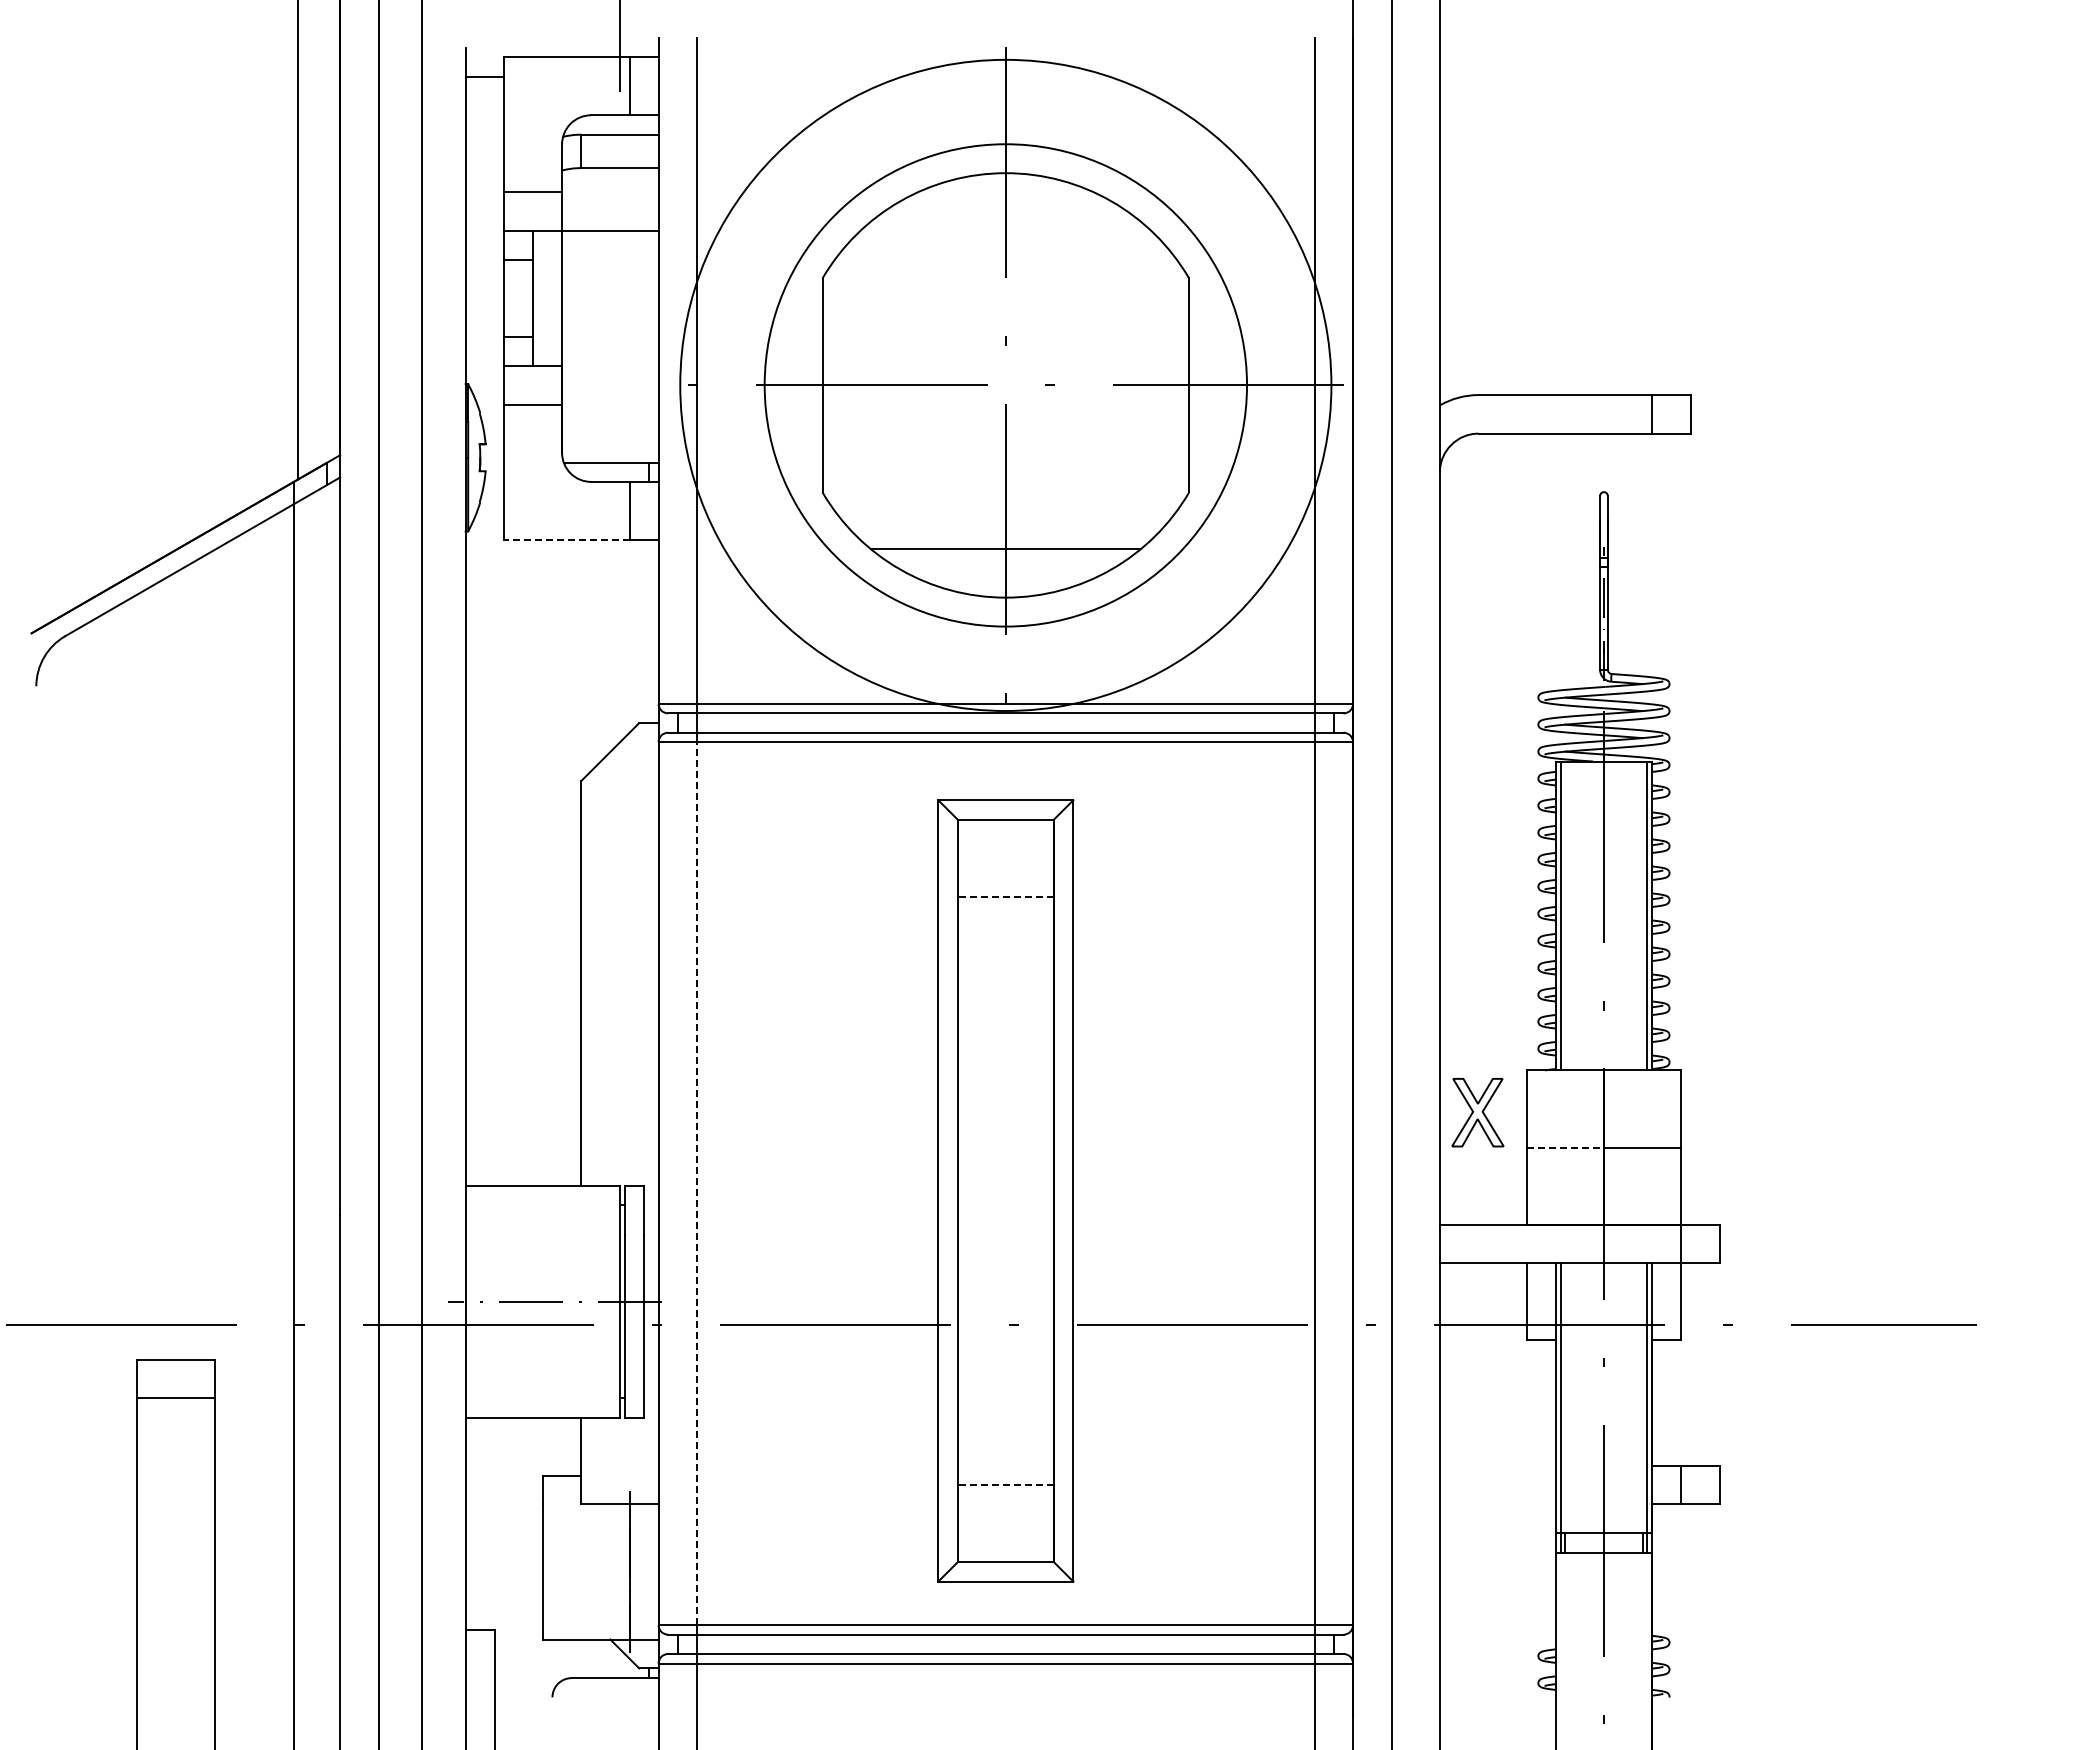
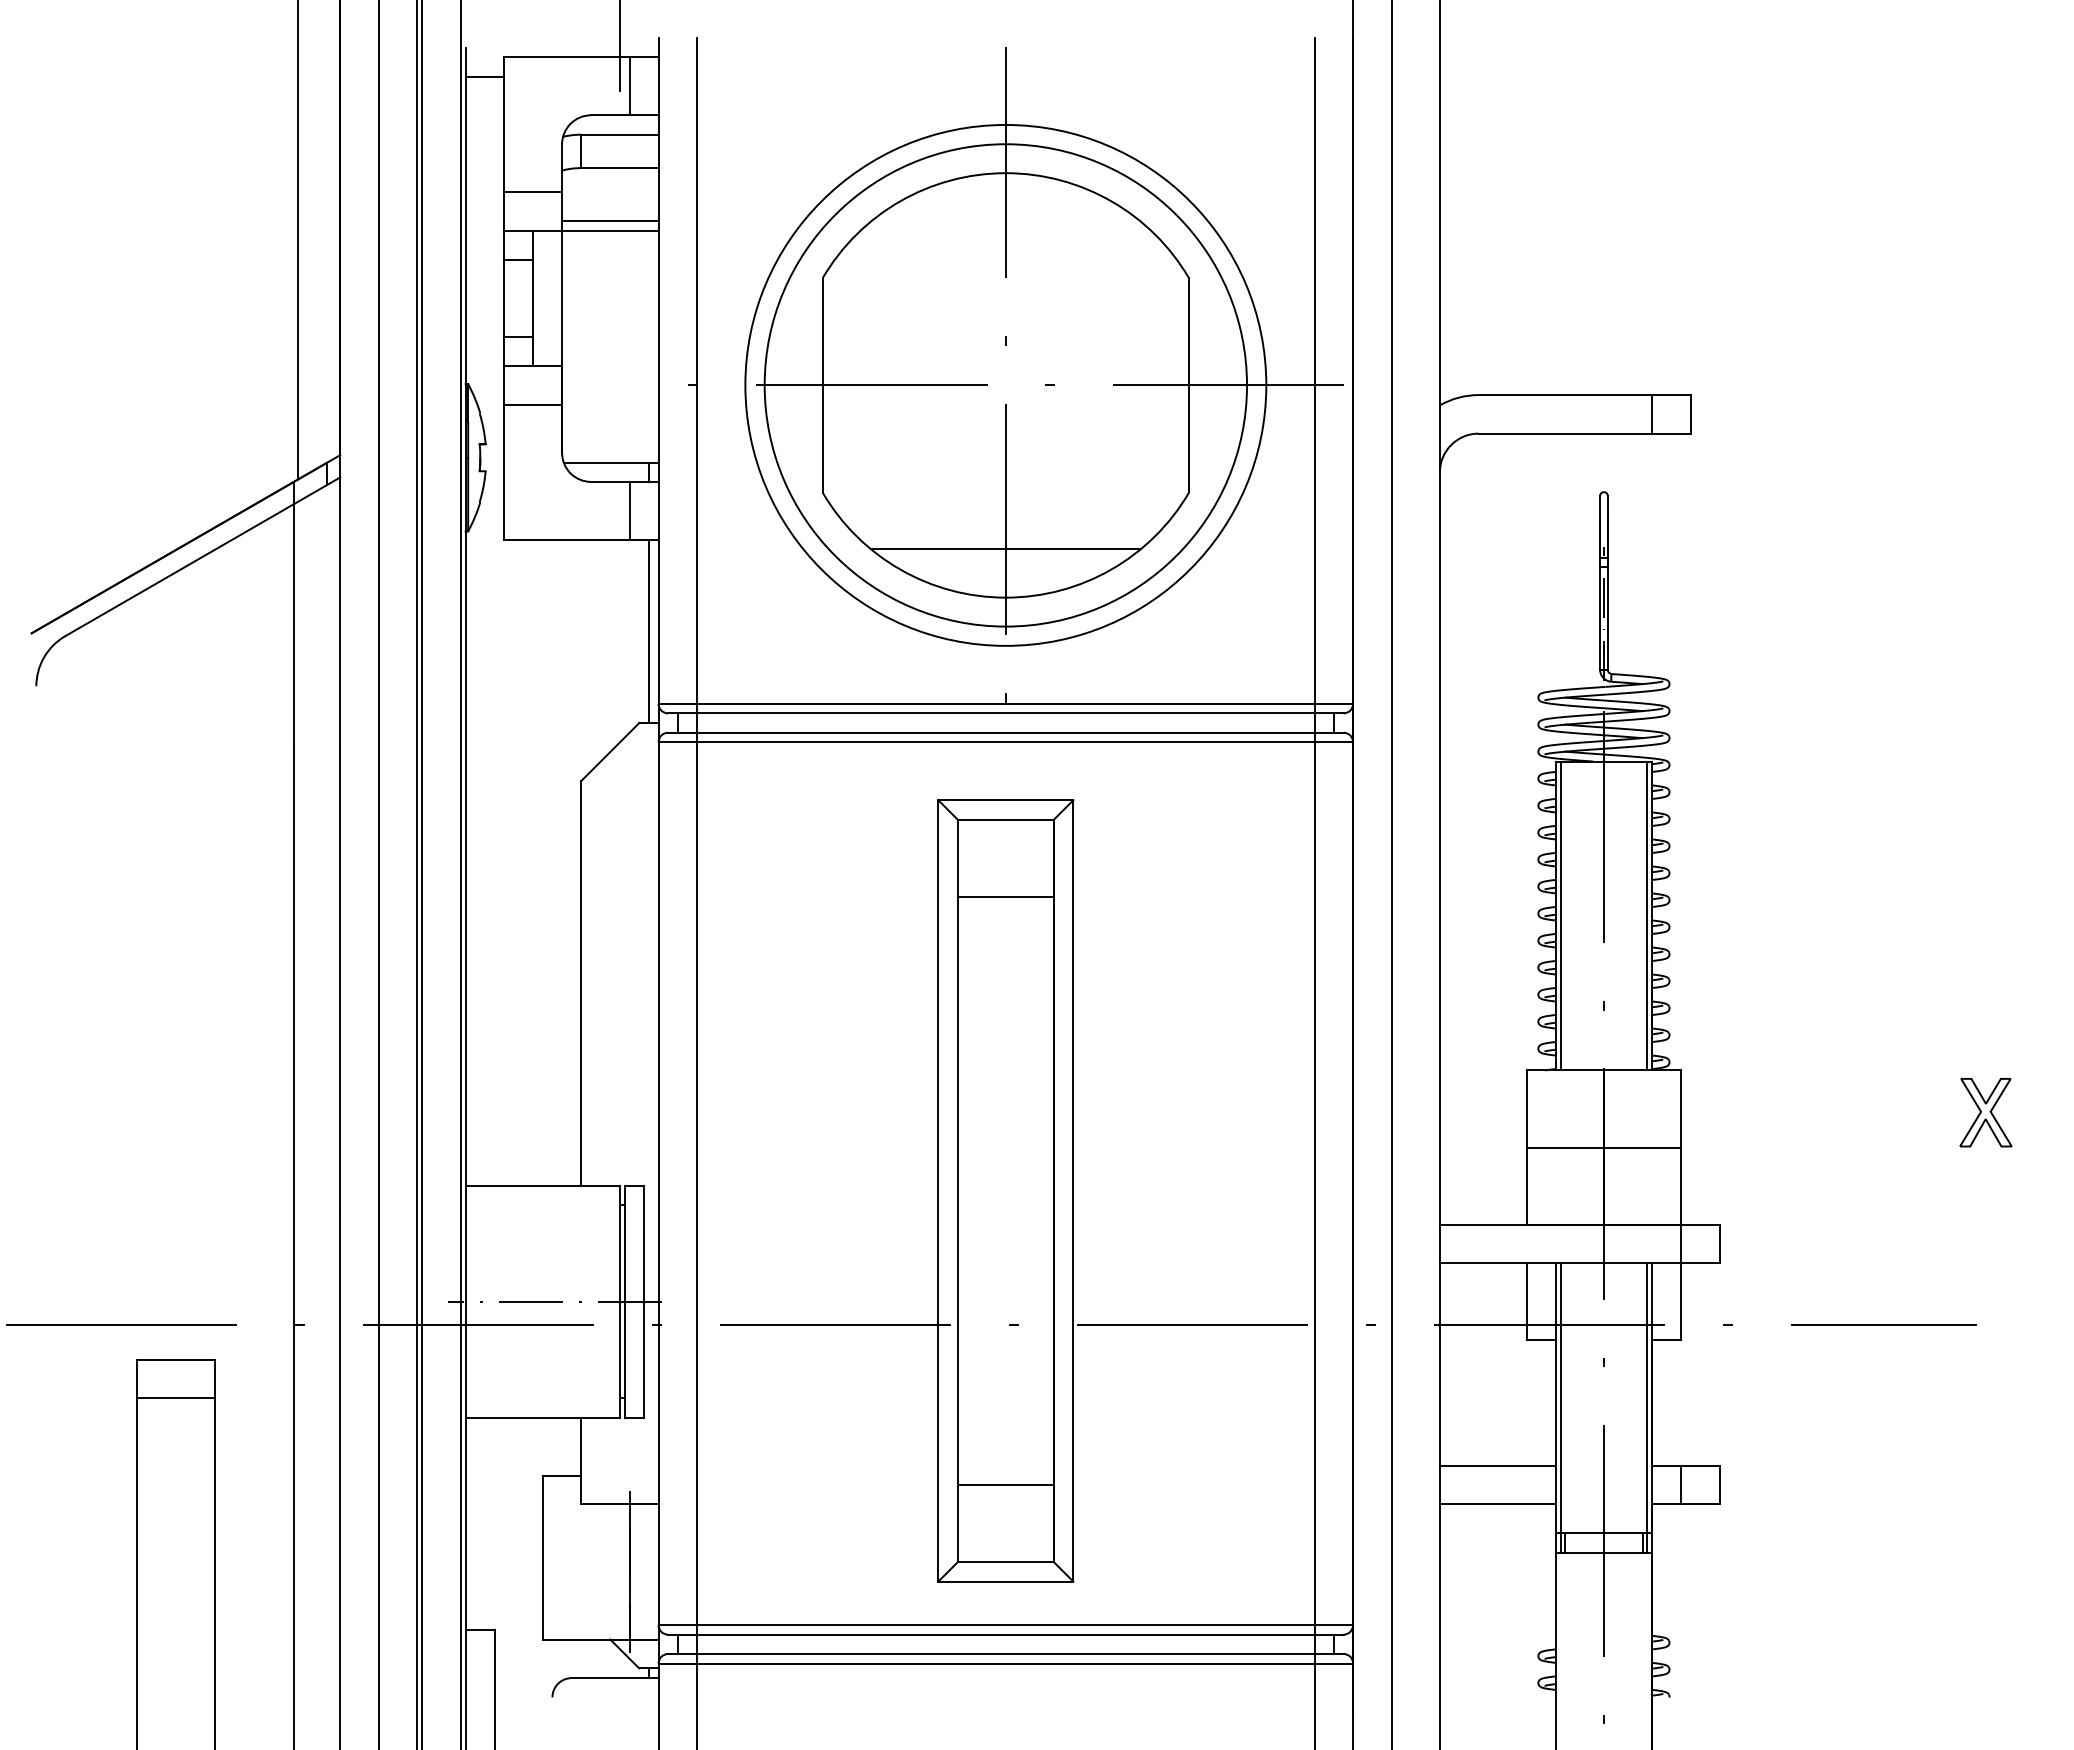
line: none -> present (610, 220)
circle diameter: 651 px -> 521 px (1005, 384)
line: dashed -> solid (566, 539)
line: none -> present (648, 631)
line: none -> present (417, 874)
line: none -> present (460, 874)
line: dashed -> solid (1005, 896)
part position: (1477, 1112) -> (1985, 1112) (1985, 1112)
line: dashed -> solid (1565, 1147)
line: dashed -> solid (697, 1183)
line: none -> present (1497, 1465)
line: dashed -> solid (1005, 1485)
line: none -> present (1497, 1504)
